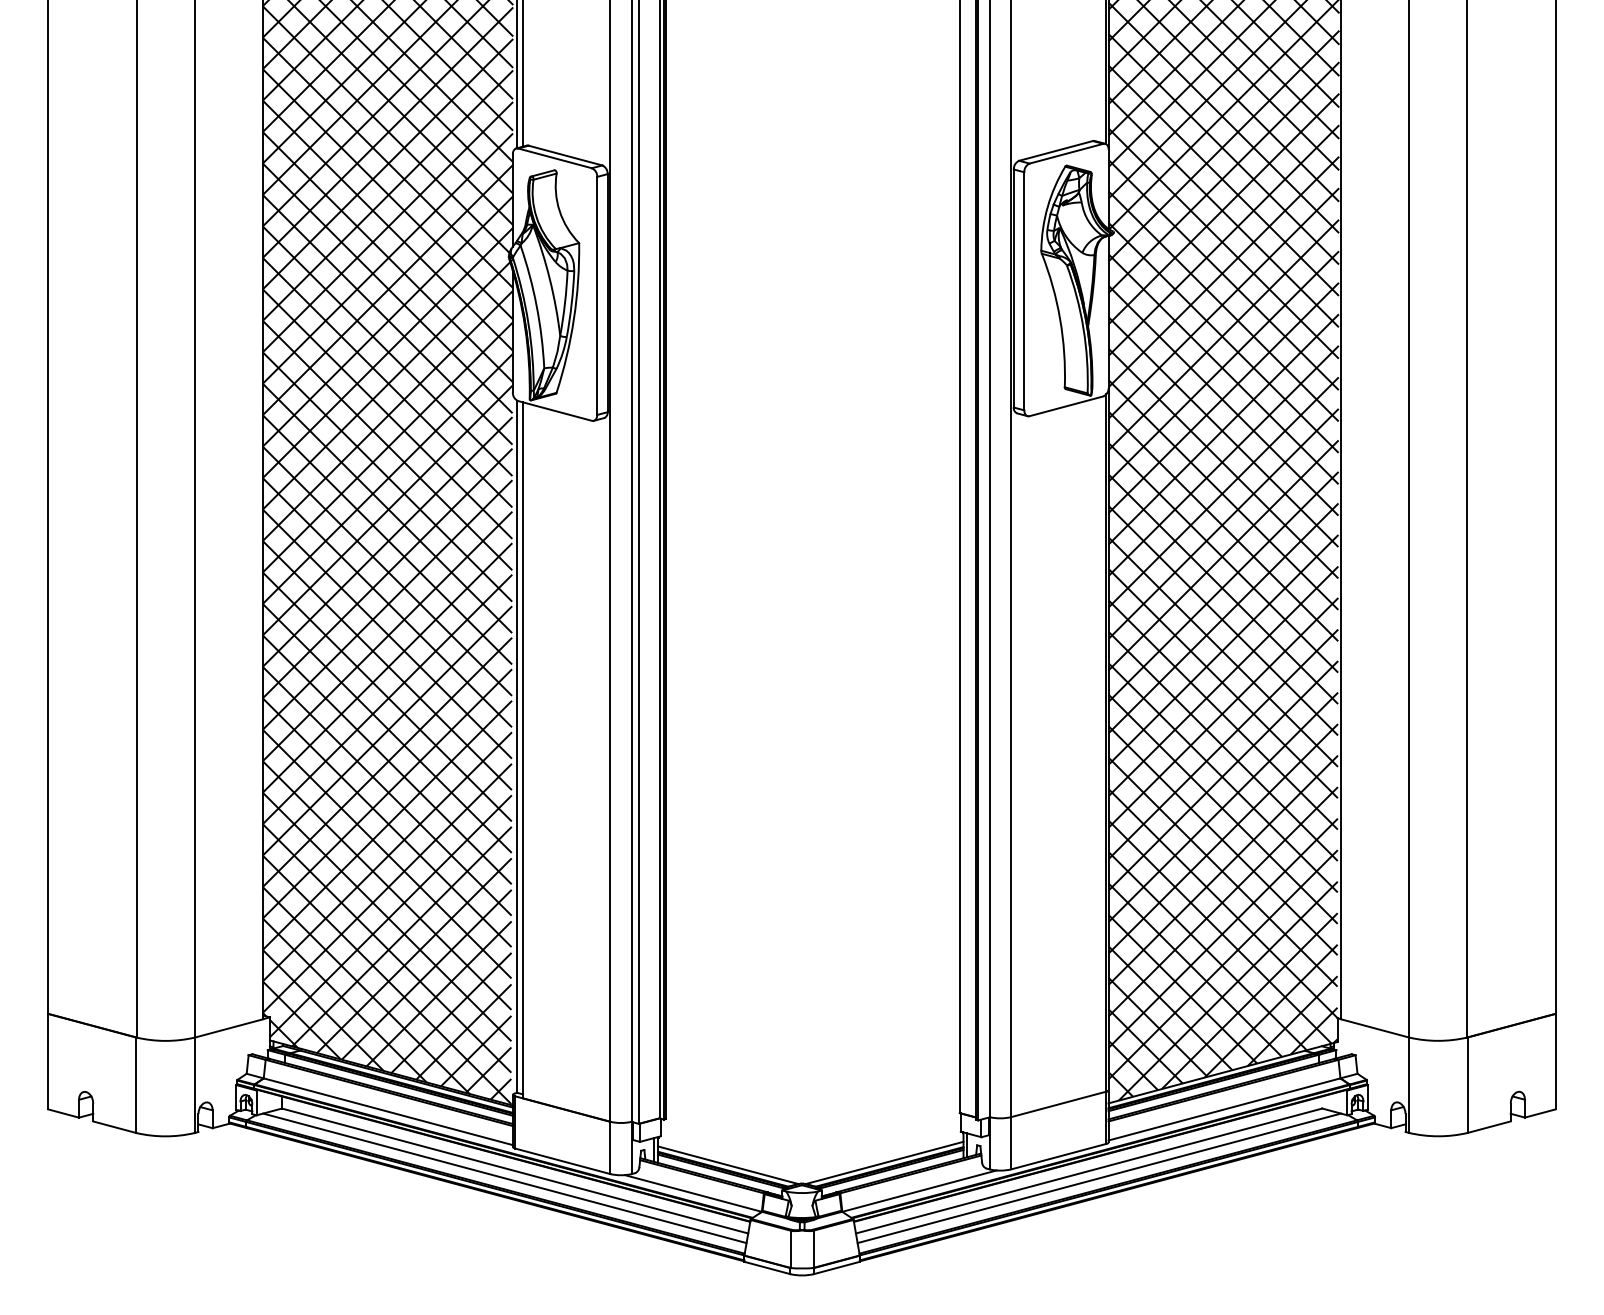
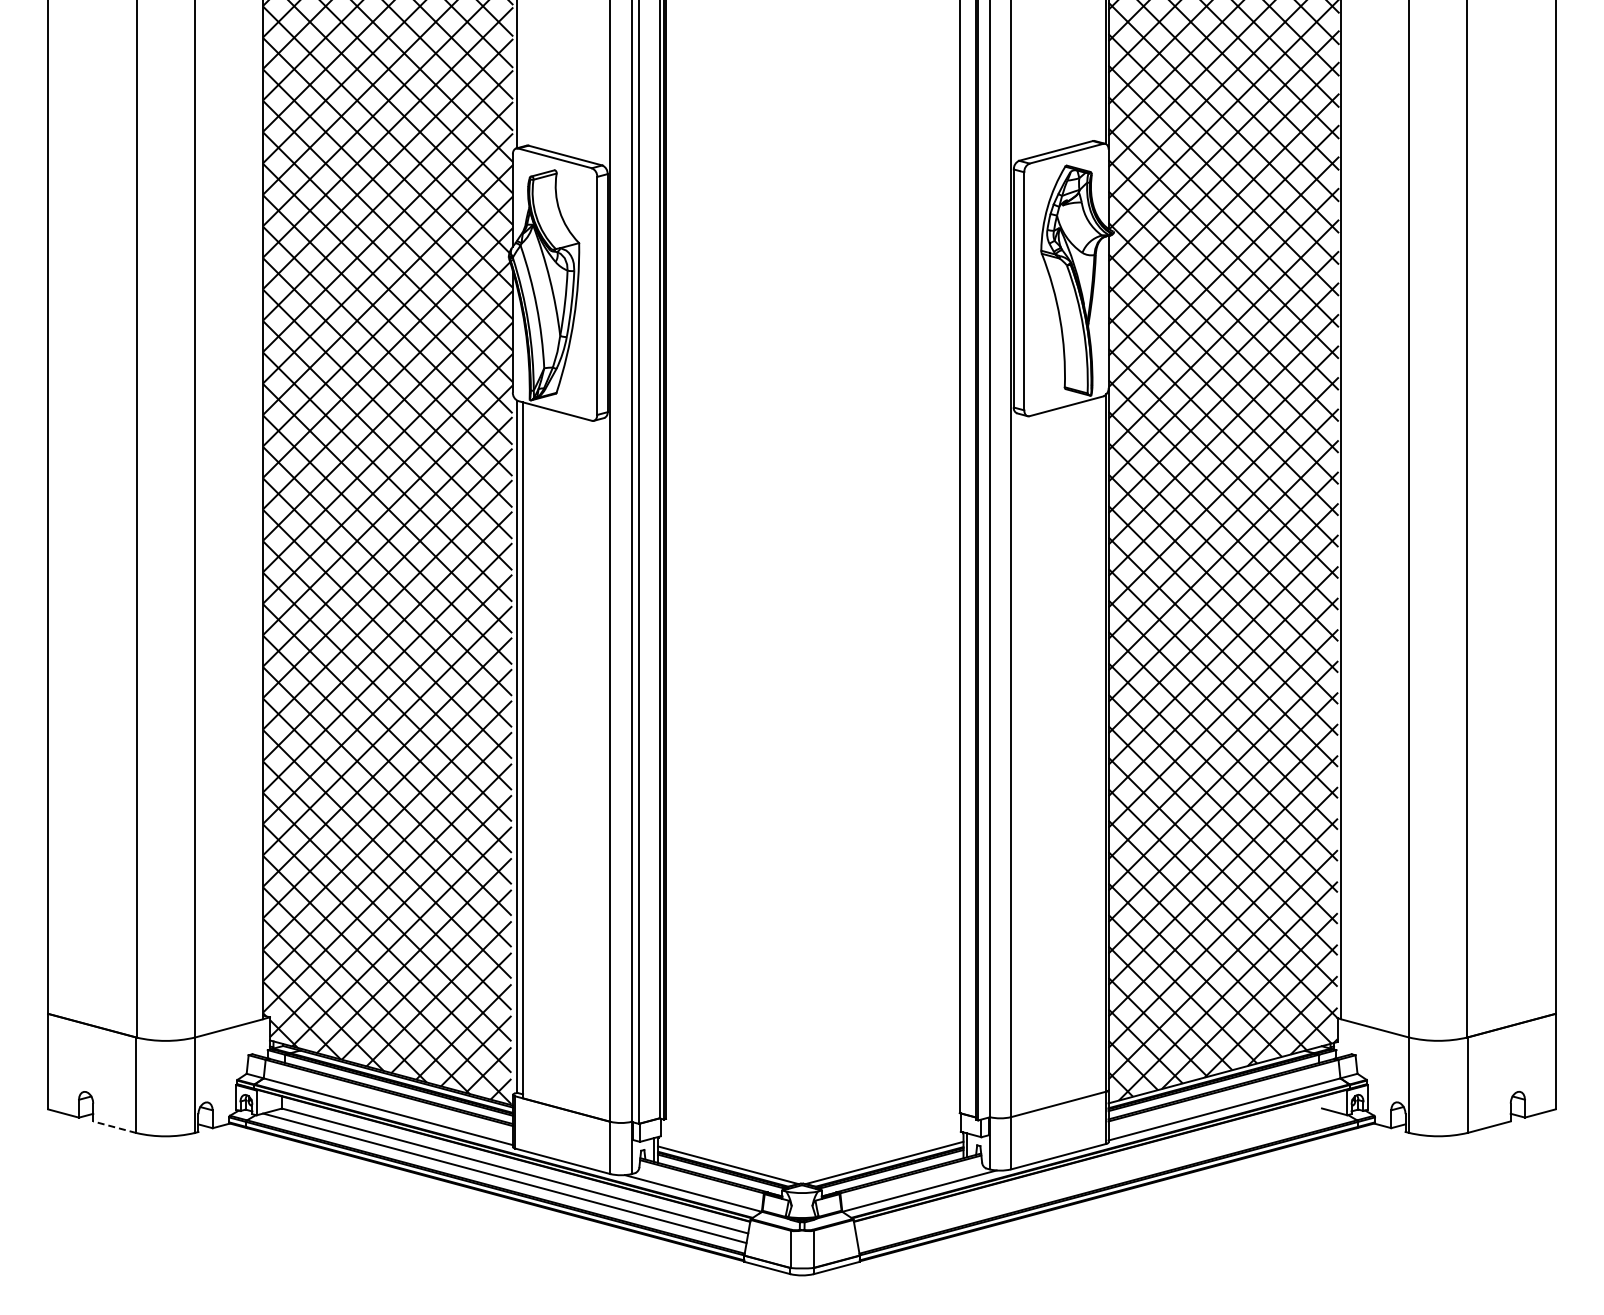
line: present -> none (523, 74)
line: solid -> dashed (114, 1127)
line: present -> none (1088, 1170)
line: present -> none (1099, 1178)
